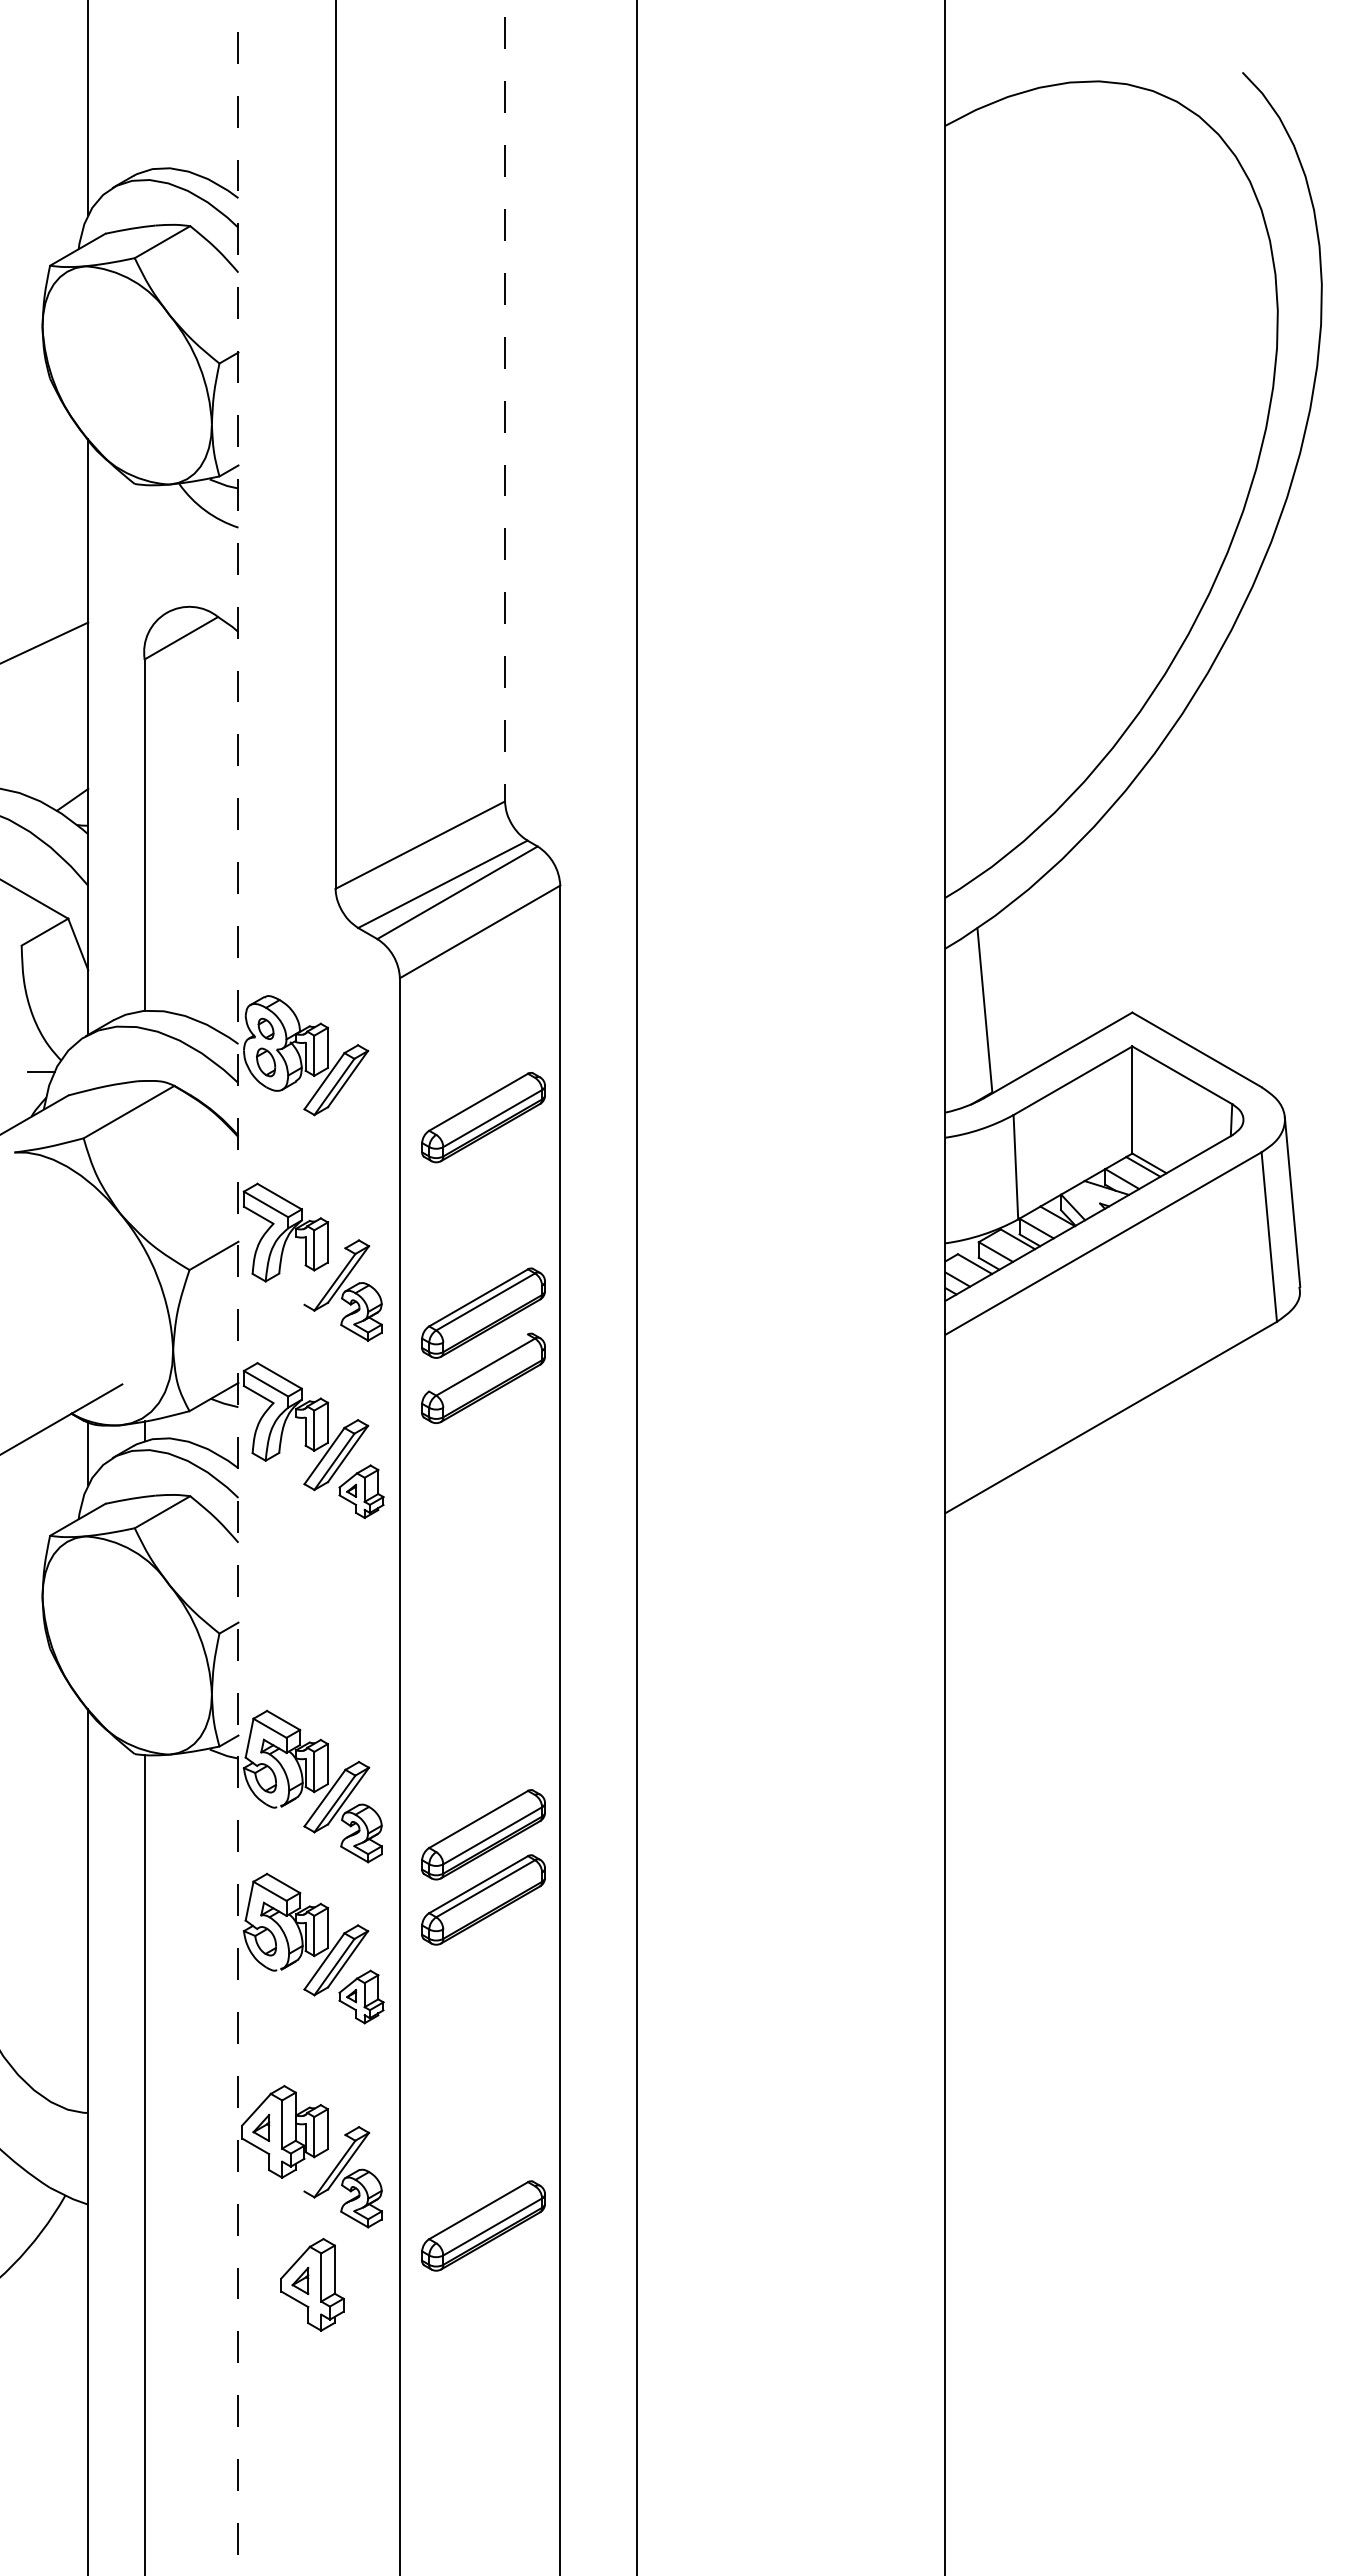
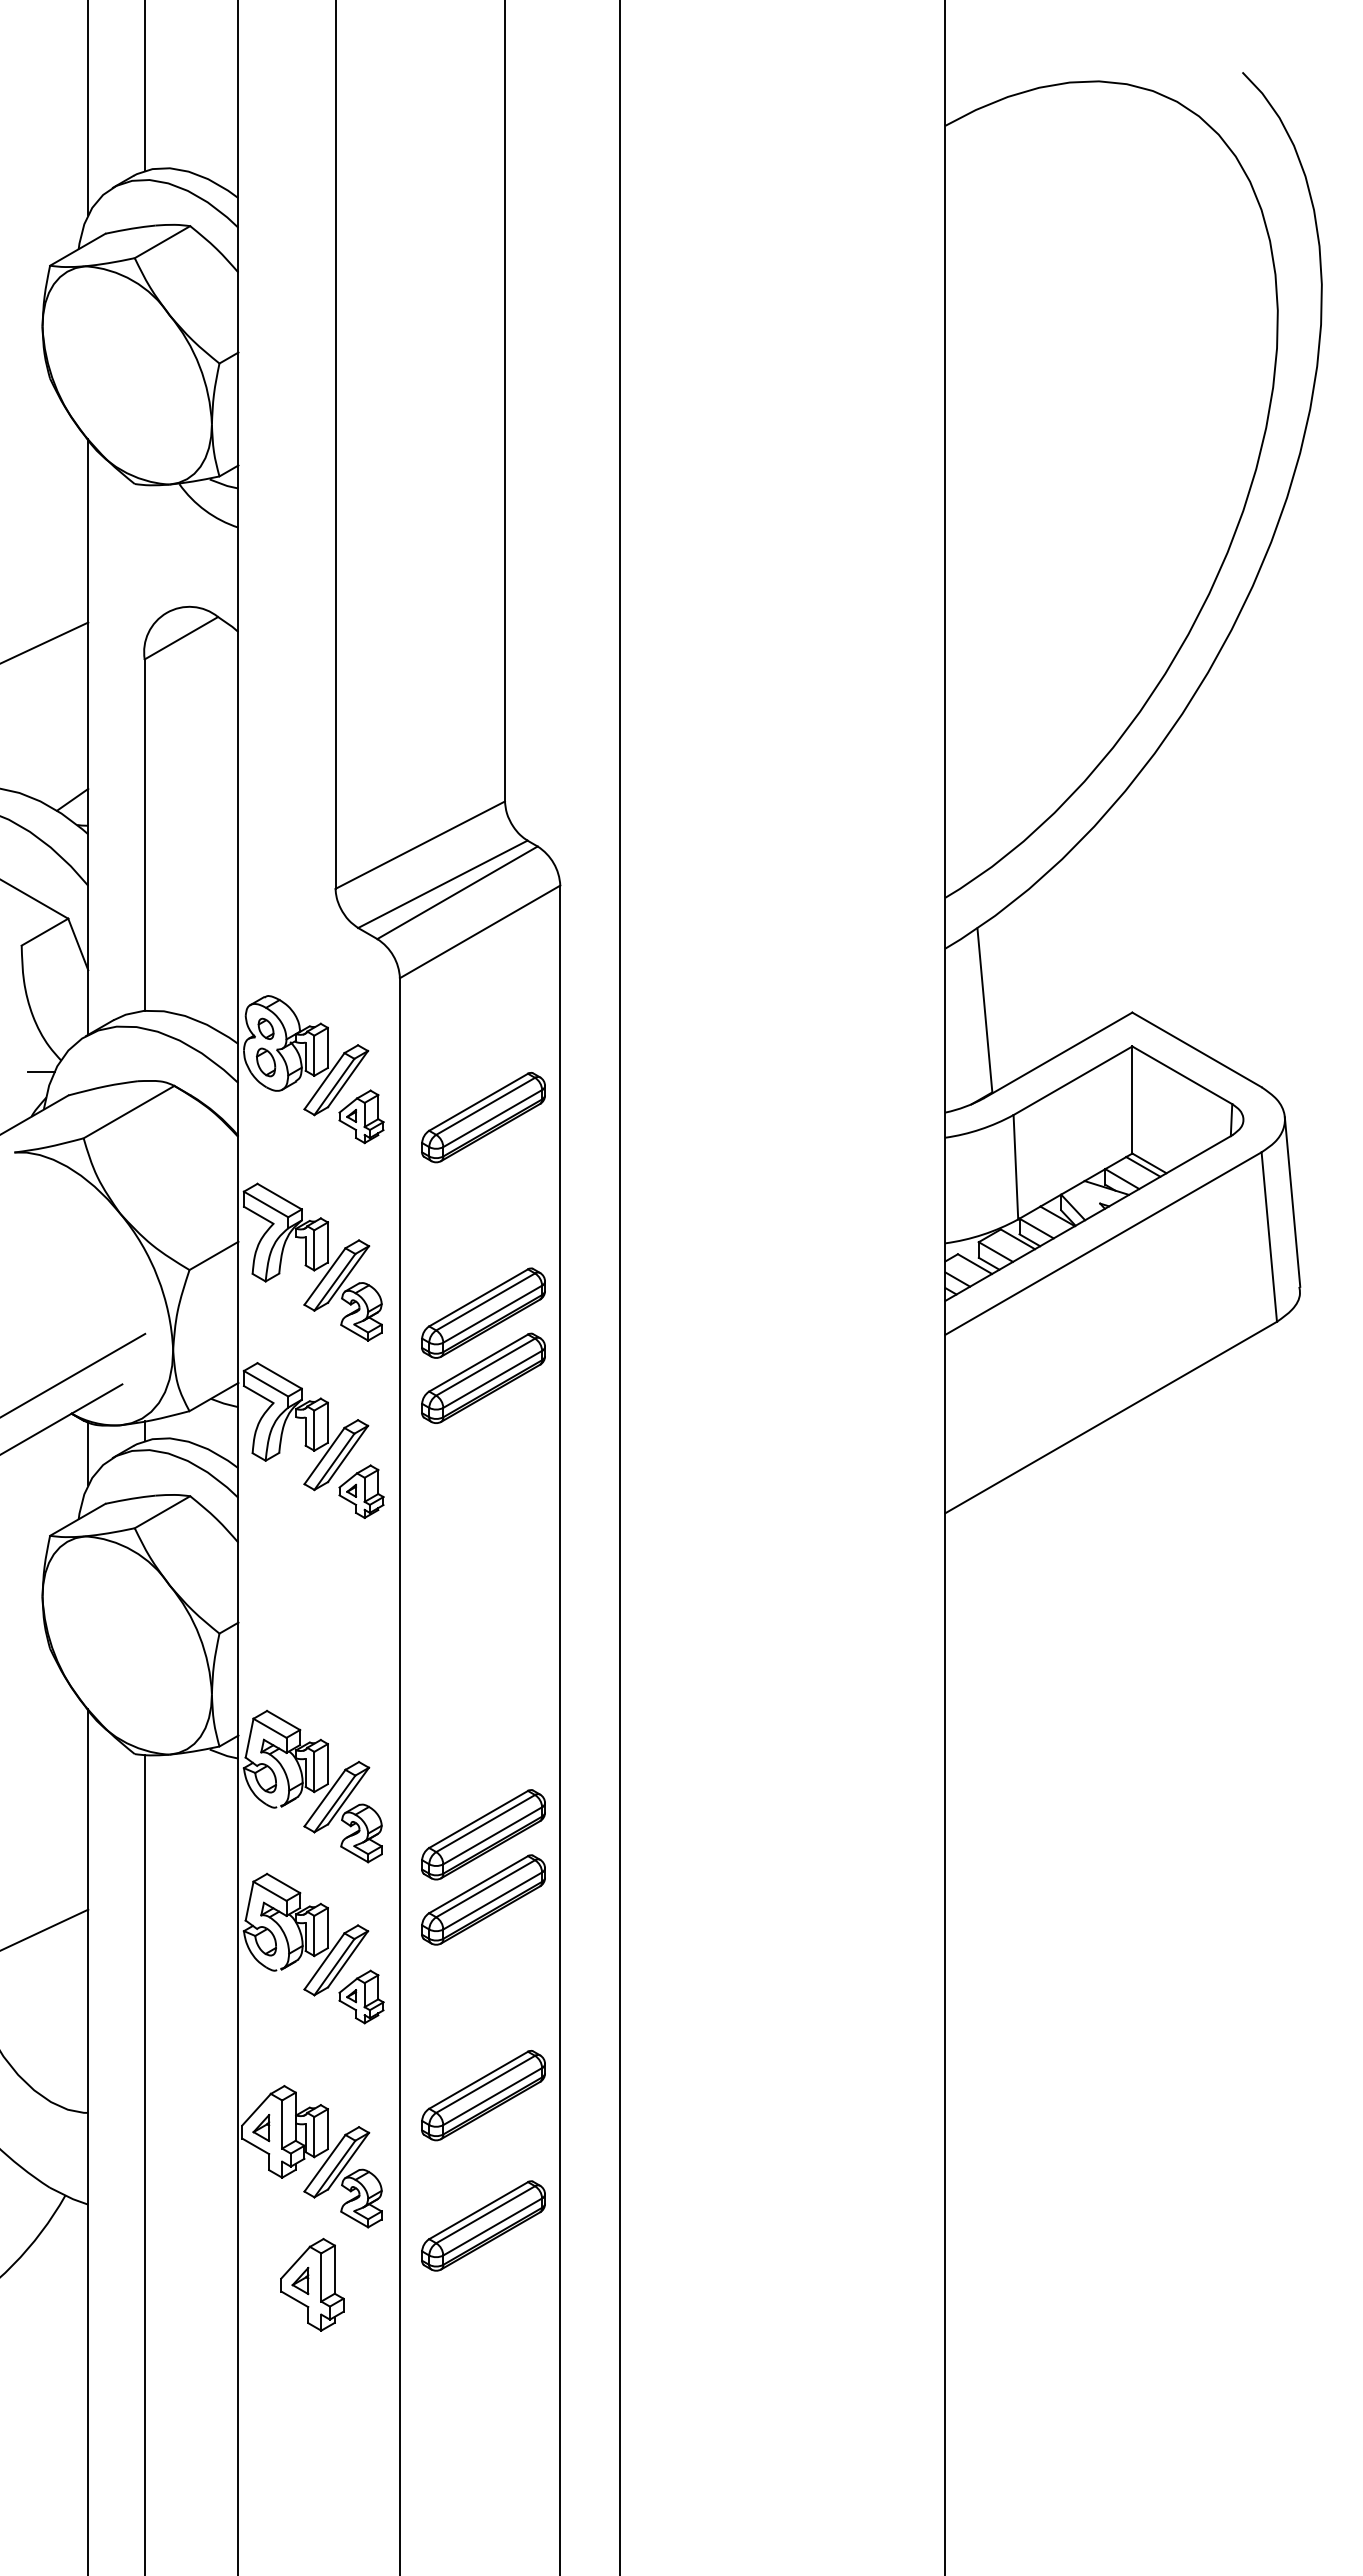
line: none -> present (144, 86)
line: dashed -> solid (504, 401)
line: none -> present (485, 1105)
part: none -> present (361, 1116)
line: none -> present (324, 1276)
line position: (637, 1287) -> (620, 1287) (620, 1287)
line: dashed -> solid (238, 1288)
line: none -> present (492, 1313)
line: none -> present (478, 1362)
line: none -> present (73, 1374)
line: none -> present (492, 1378)
line: none -> present (485, 1823)
line: none -> present (492, 1900)
line: none -> present (45, 1929)
part: none -> present (483, 2095)
line: none -> present (324, 2162)
line: none -> present (485, 2214)
